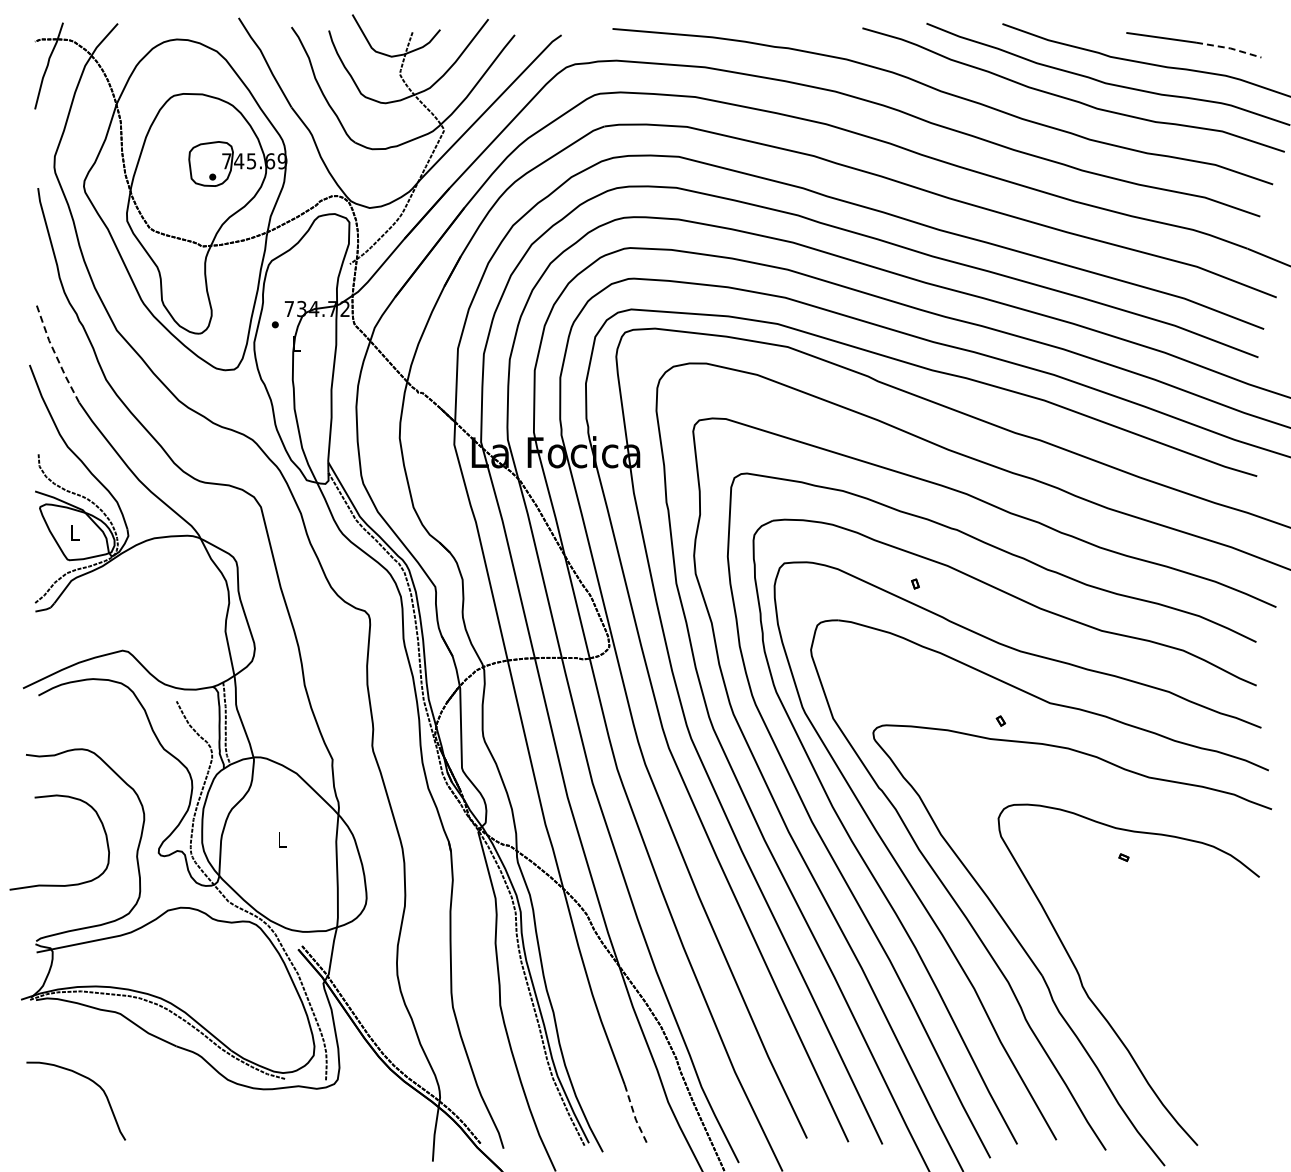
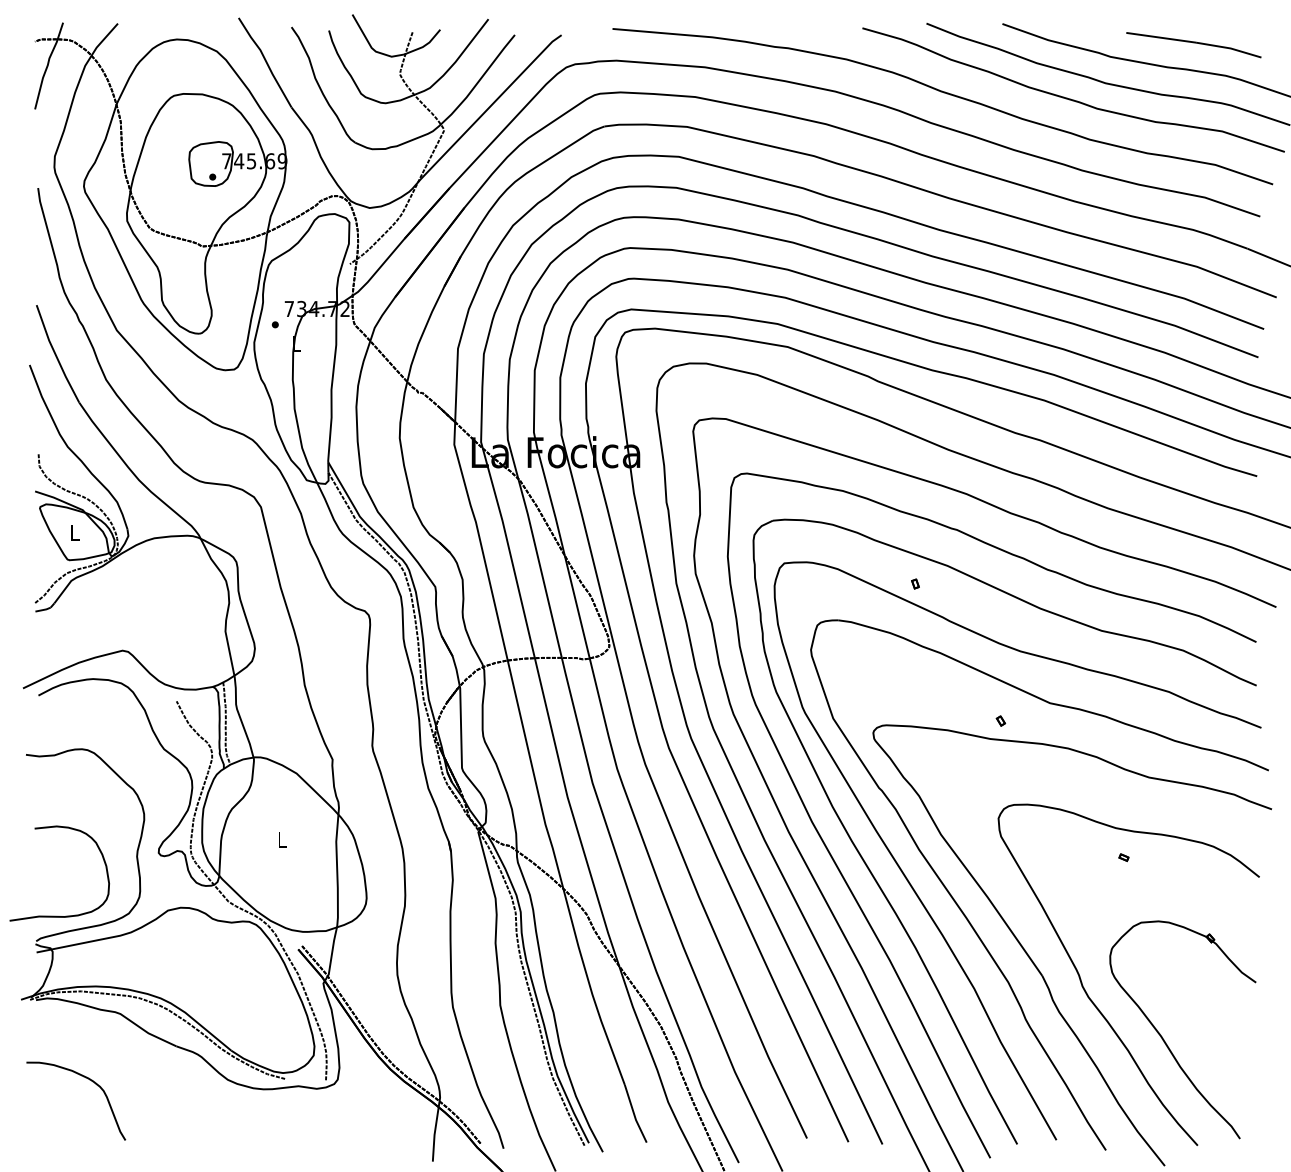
line: dashed -> solid (1229, 48)
line: dashed -> solid (55, 355)
curve position: (58, 884) -> (58, 915) (58, 915)
part: none -> present (1164, 1039)
line: dashed -> solid (634, 1115)
